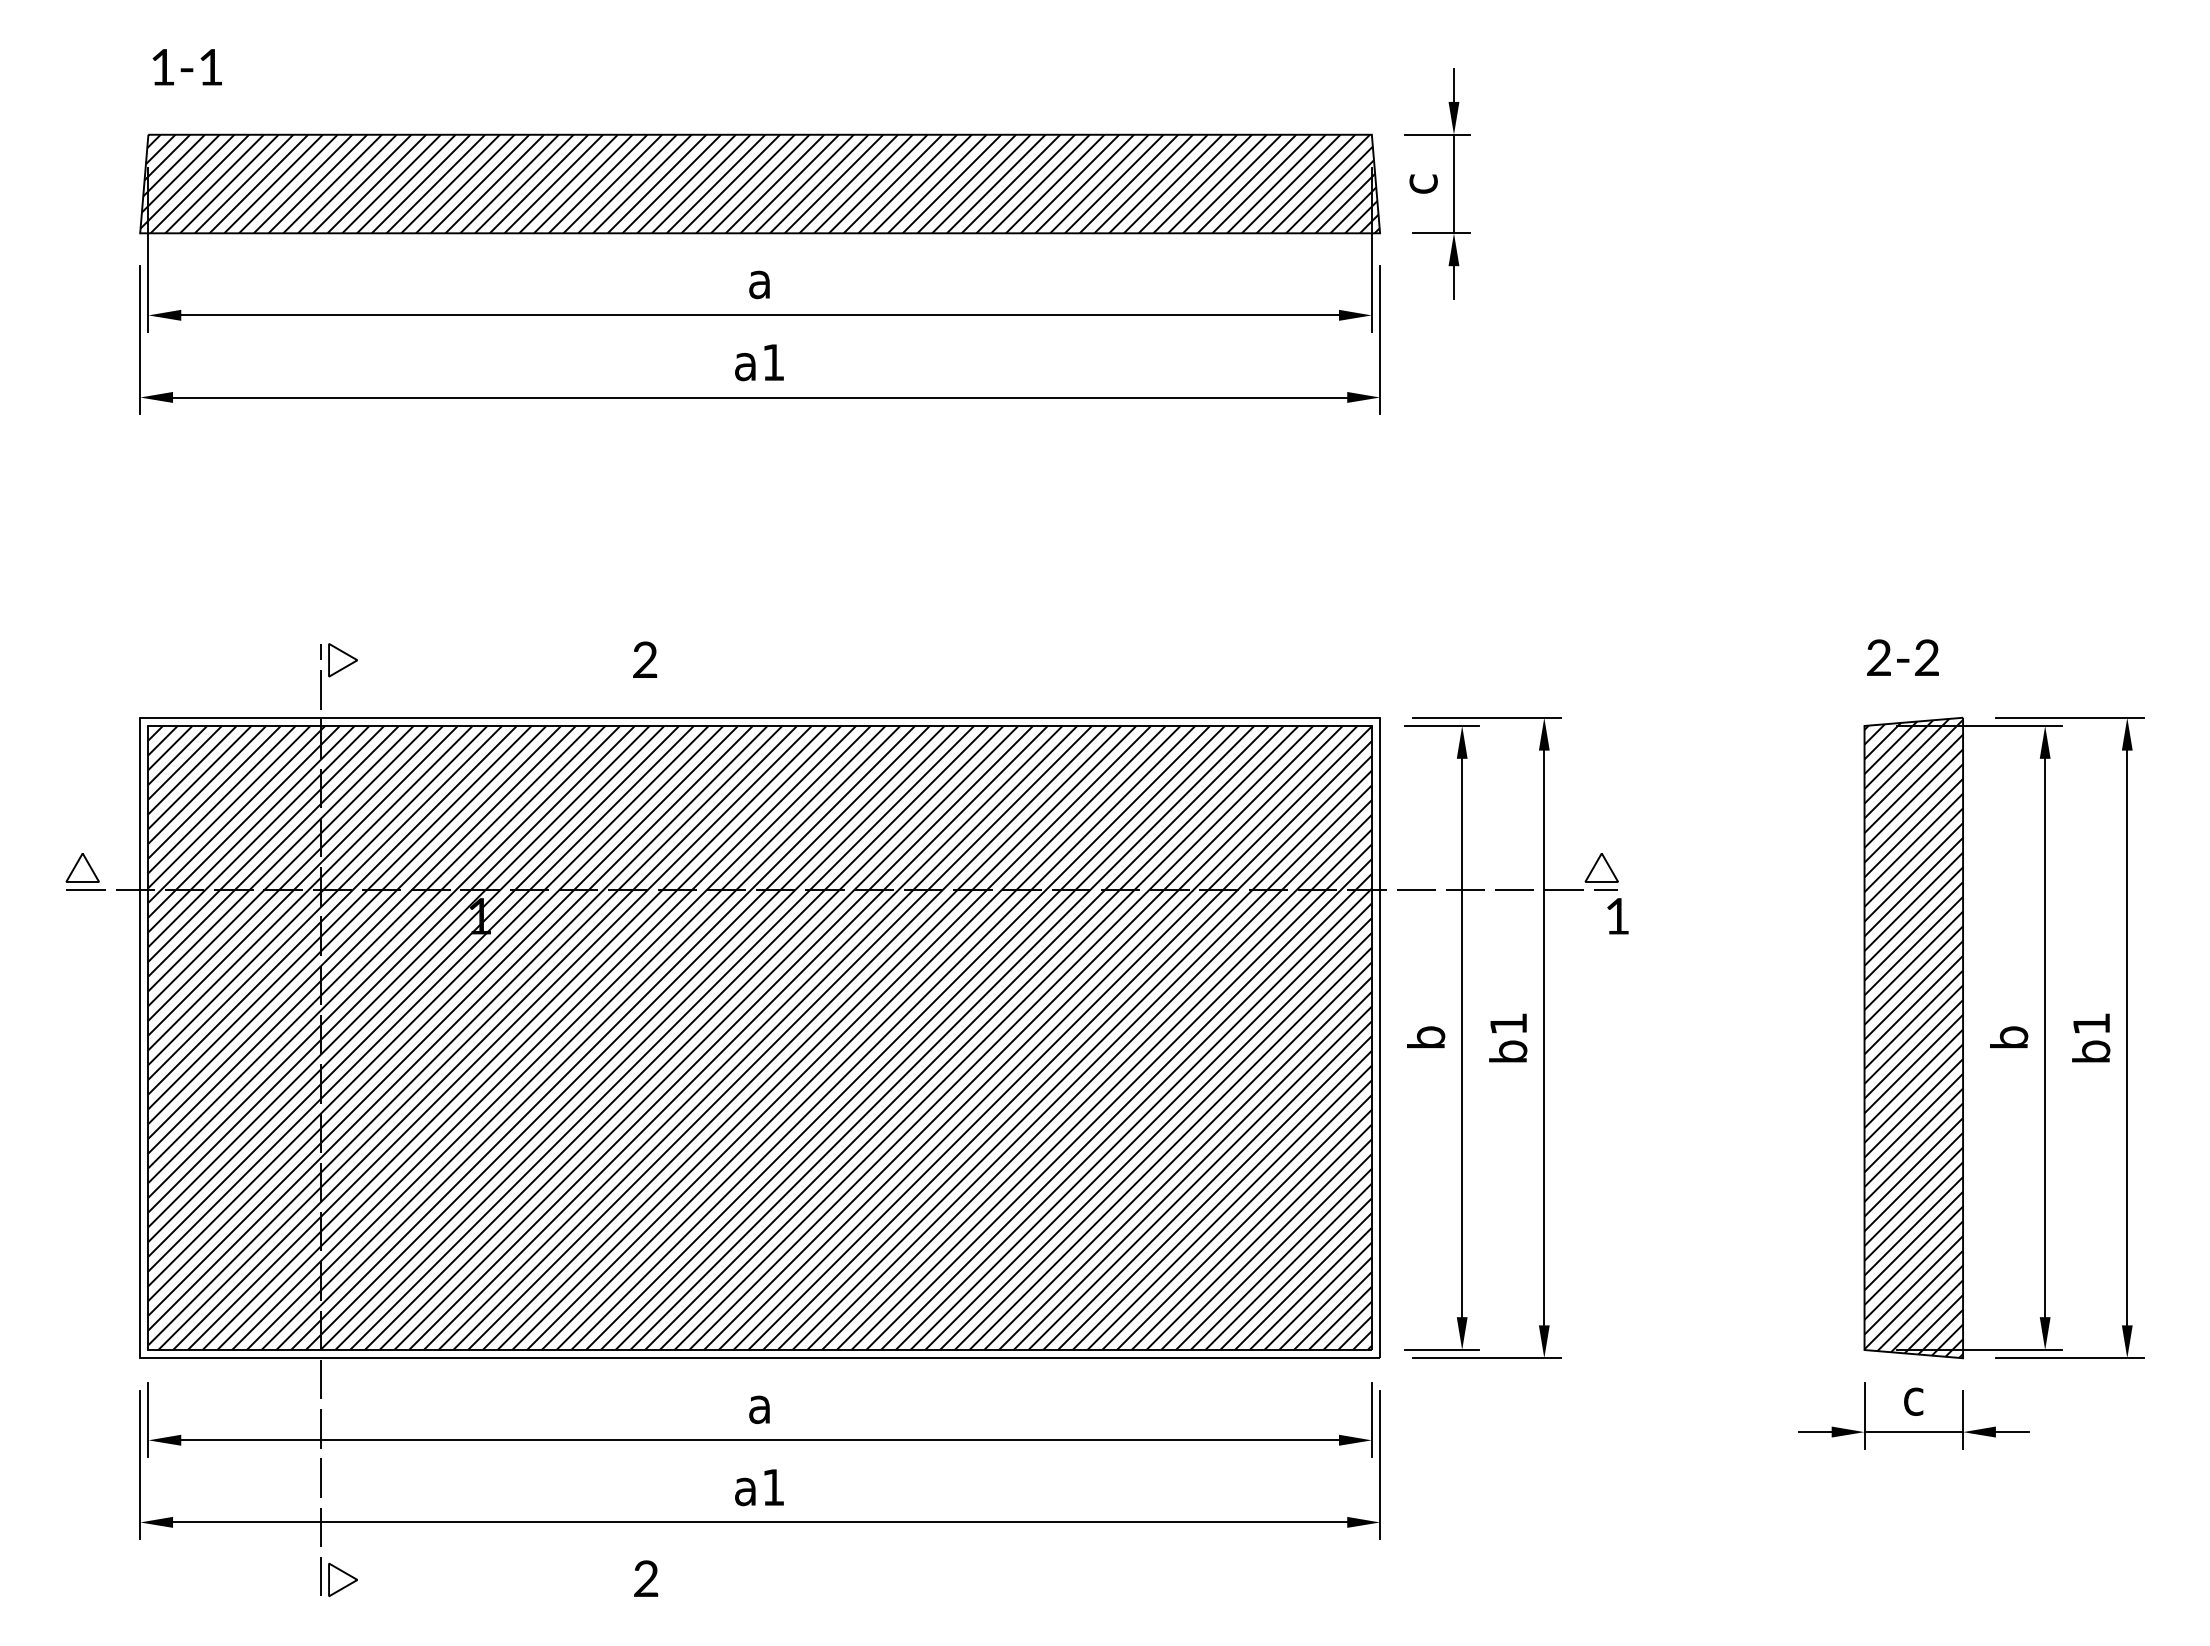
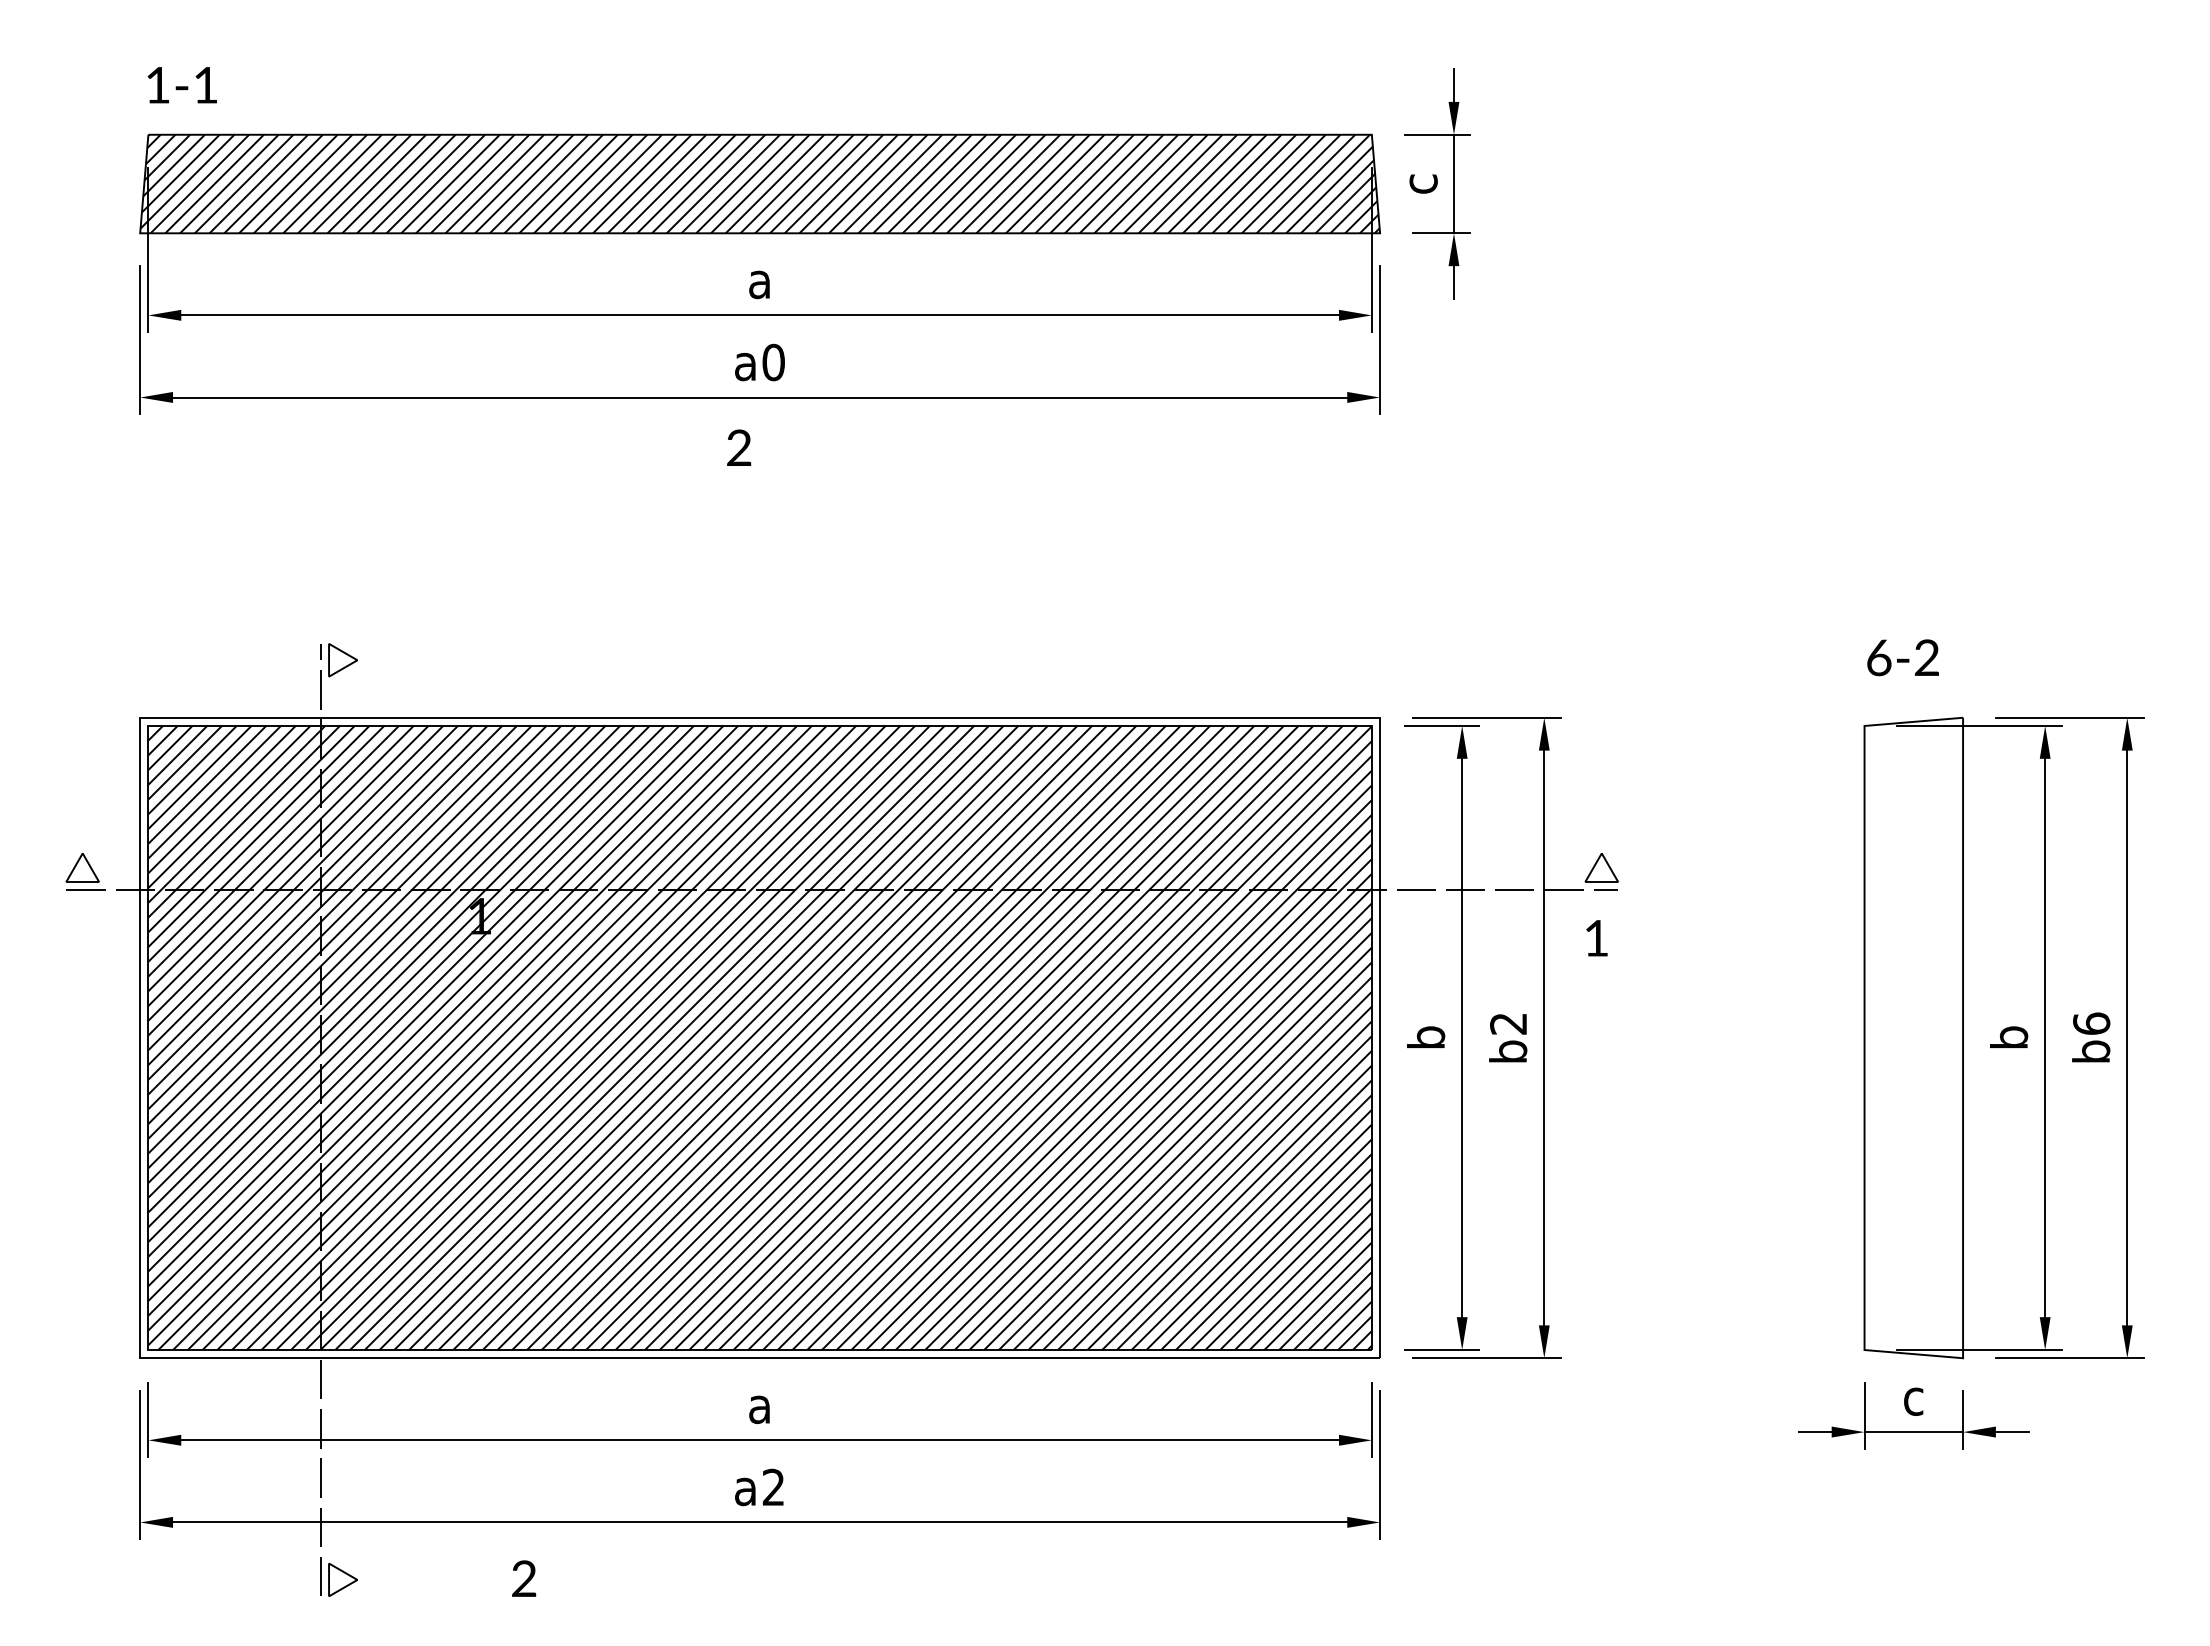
text position: (186, 67) -> (181, 85) (181, 85)
text: a1 -> a0 (773, 362)
text: 2-2 -> 6-2 (1879, 657)
text position: (645, 659) -> (739, 447) (739, 447)
text position: (1617, 916) -> (1596, 938) (1596, 938)
text: b1 -> b2 (1508, 1023)
text: b1 -> b6 (2091, 1023)
hatch: present -> none (1913, 1037)
text: a1 -> a2 (772, 1486)
text position: (646, 1578) -> (524, 1578) (524, 1578)
